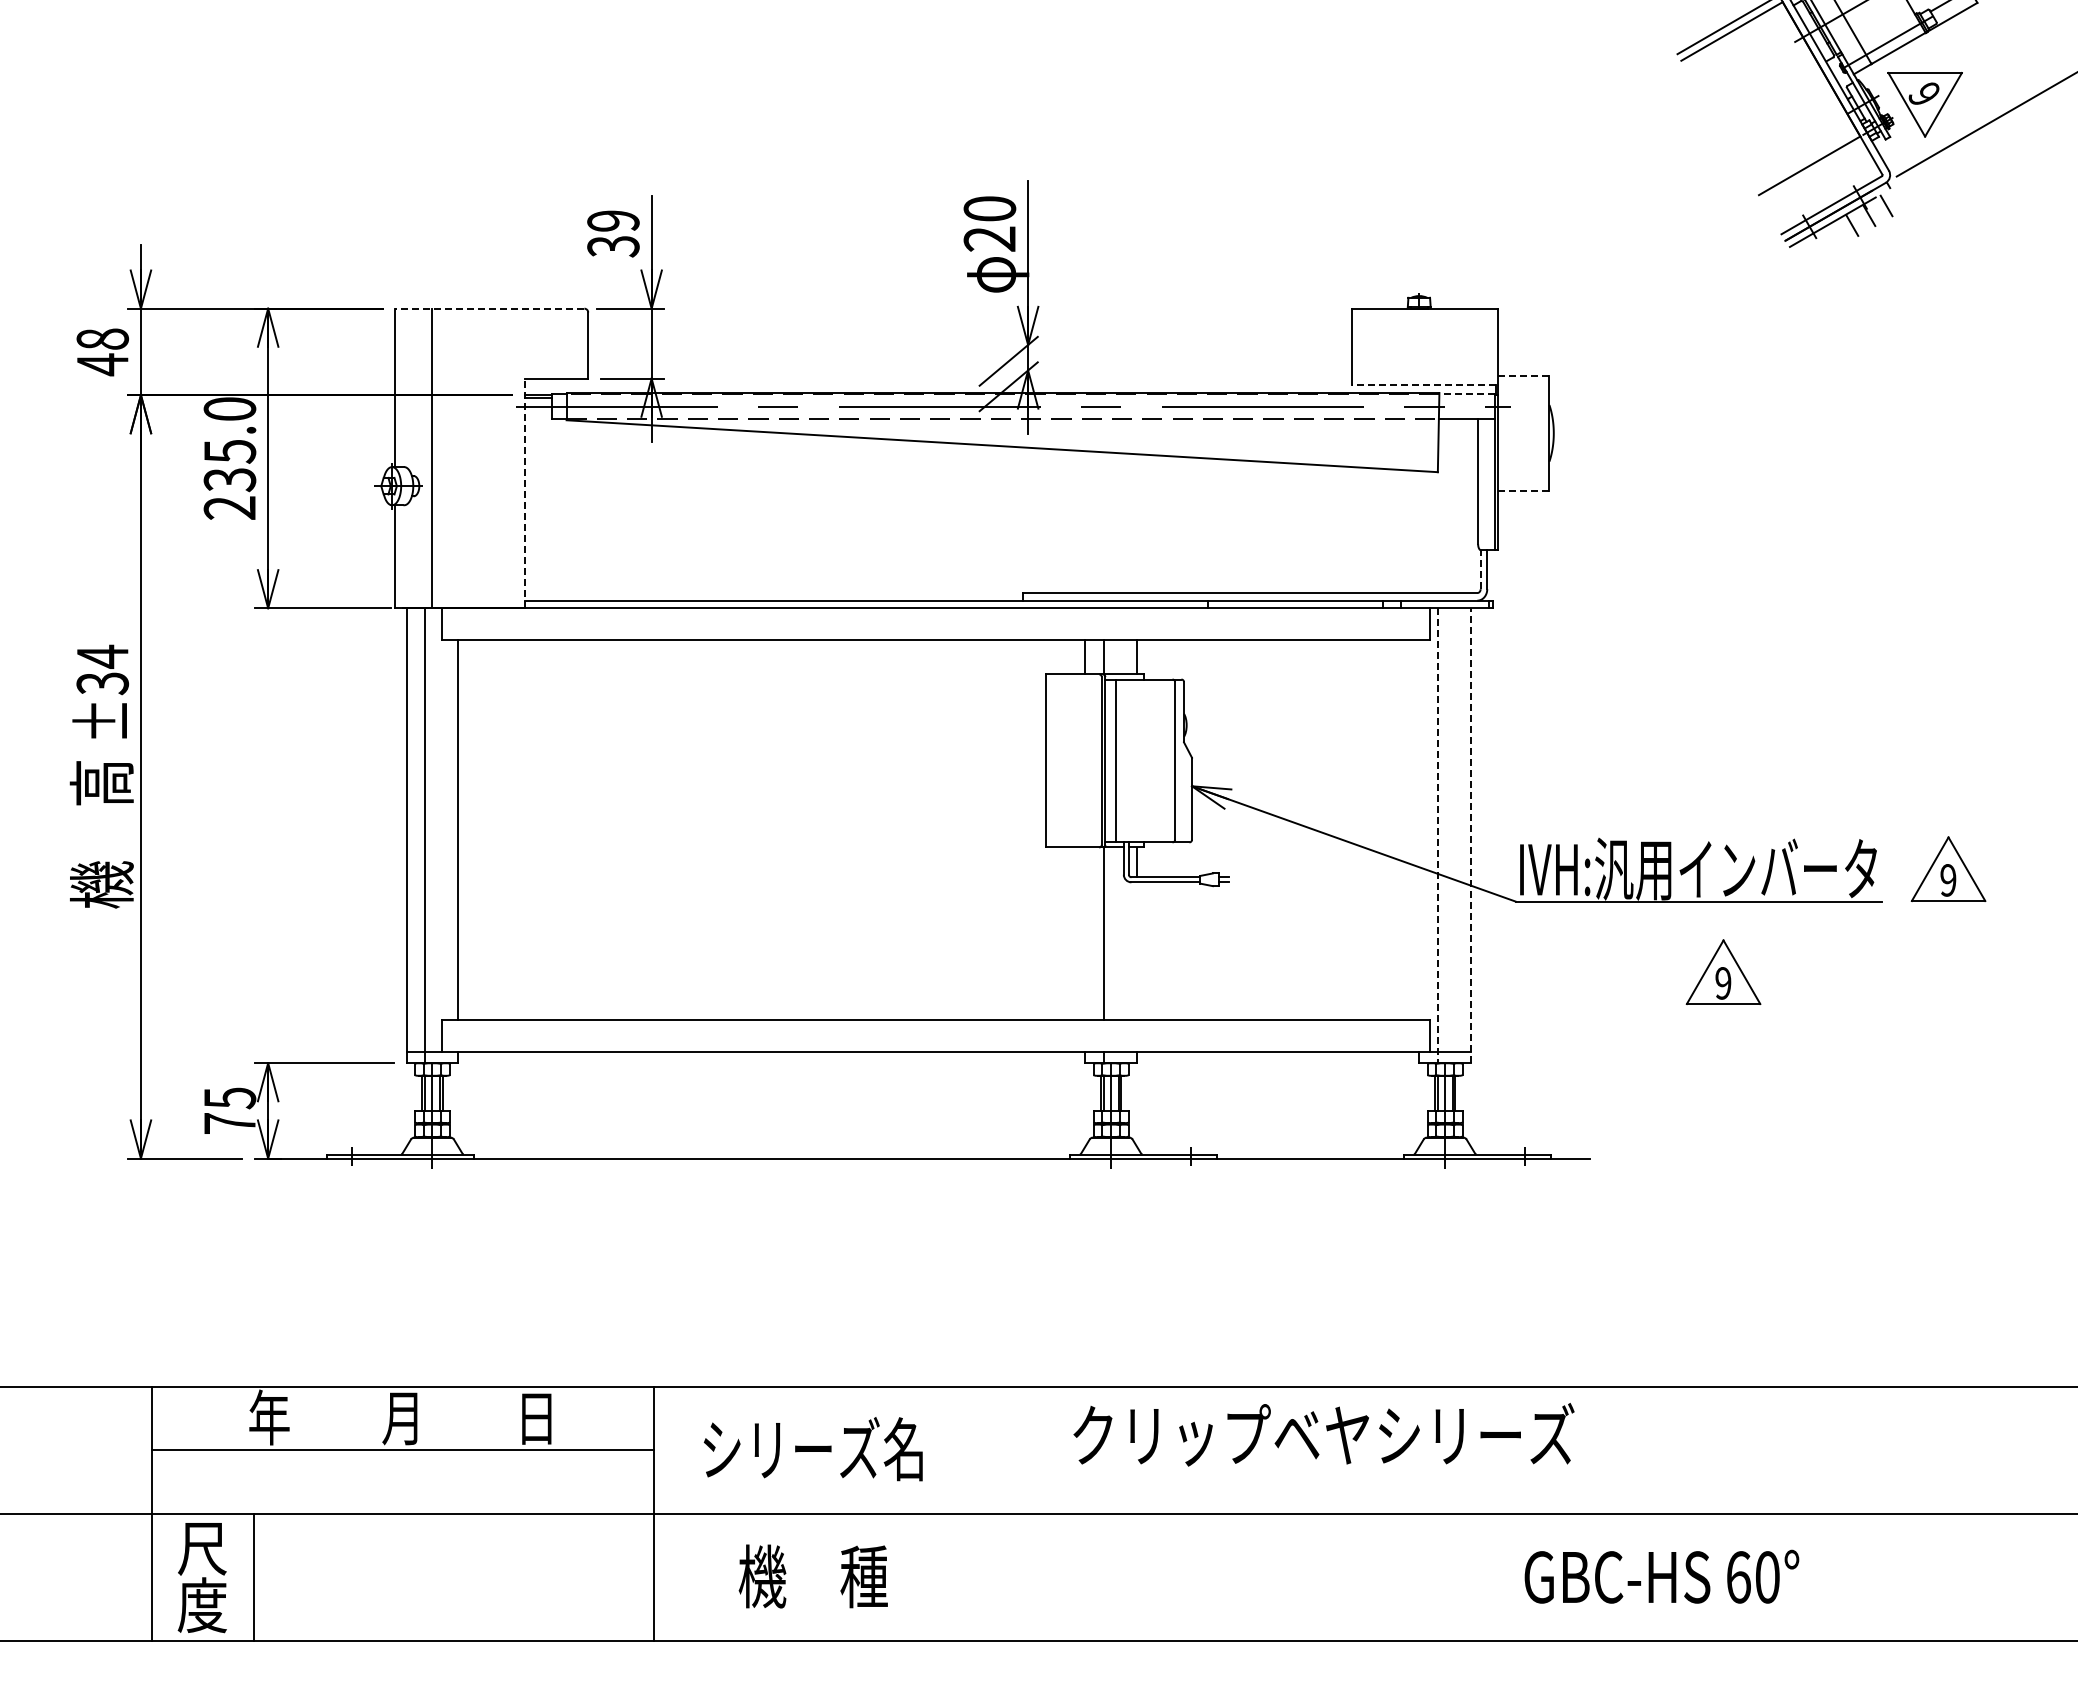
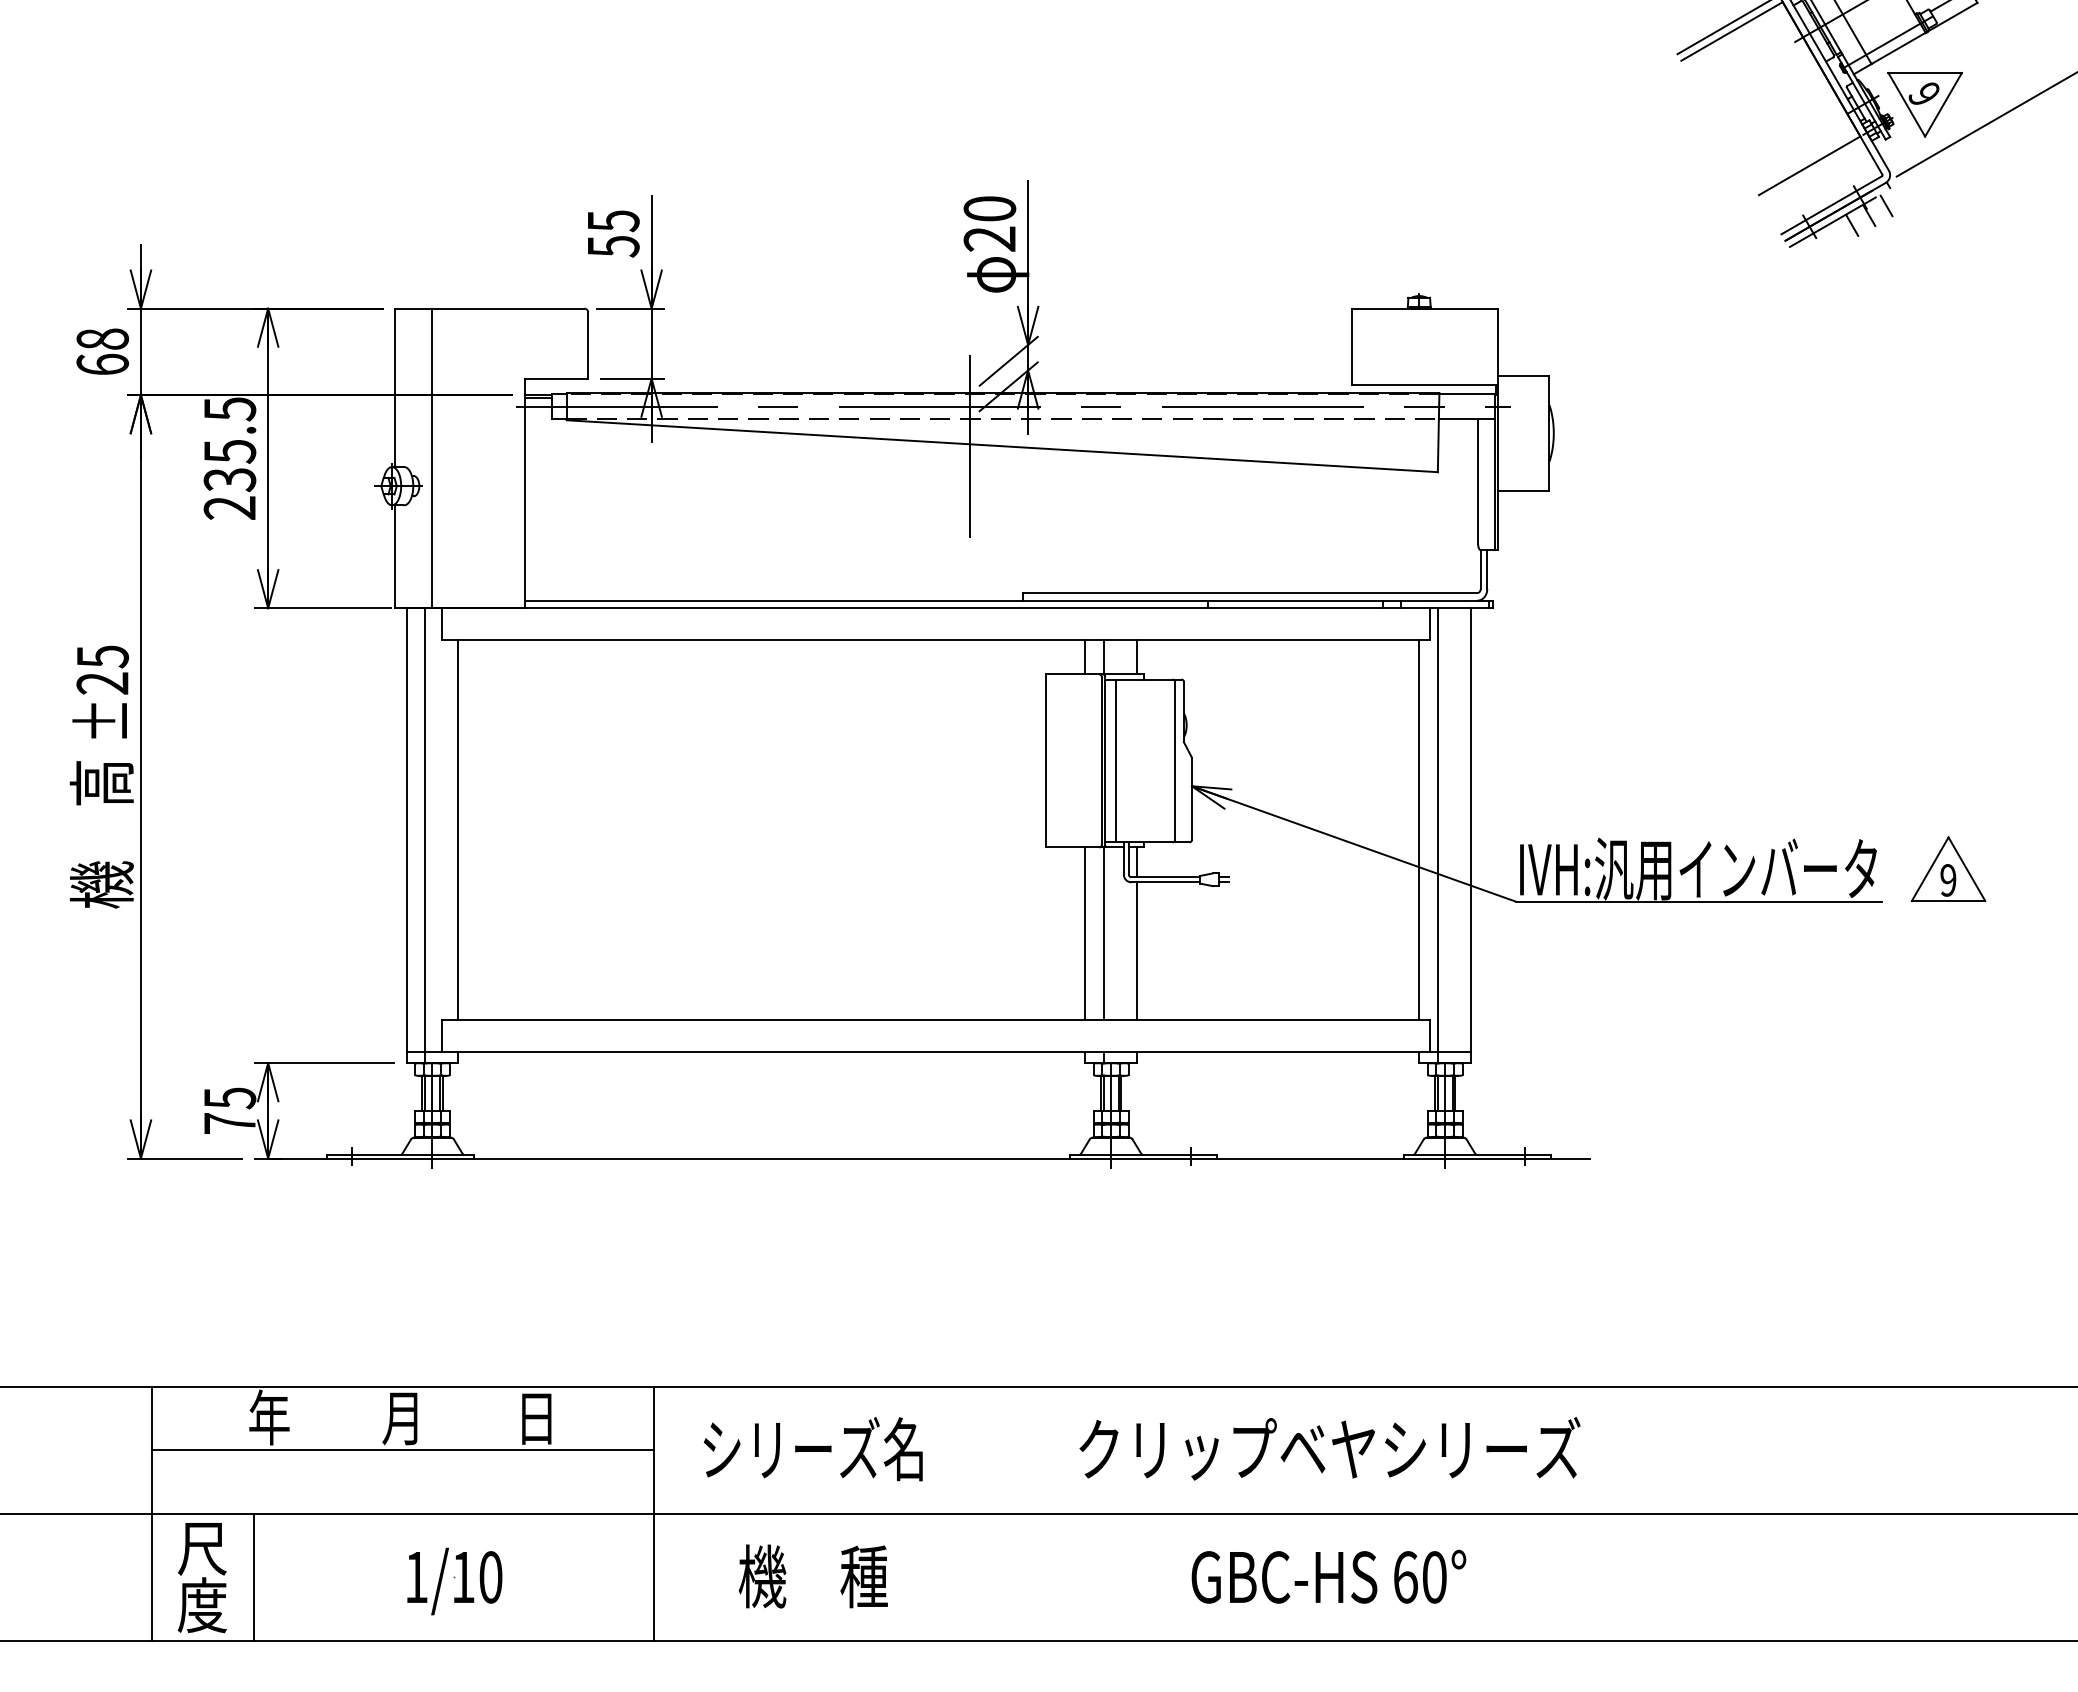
text: 39 -> 55 (613, 233)
line: dashed -> solid (489, 308)
text: 48 -> 68 (102, 364)
line: dashed -> solid (1523, 376)
line: dashed -> solid (1423, 385)
line: dashed -> solid (1467, 393)
text: 235.0 -> 235.5 (229, 409)
line: none -> present (969, 445)
line: dashed -> solid (1523, 490)
line: dashed -> solid (524, 493)
line: dashed -> solid (1480, 569)
text: ±34 -> ±25 (102, 669)
line: none -> present (1419, 829)
line: dashed -> solid (1470, 835)
line: dashed -> solid (1437, 836)
line: none -> present (1085, 933)
line: none -> present (1136, 950)
part: present -> none (1723, 971)
text position: (1323, 1434) -> (1329, 1448) (1329, 1448)
text position: (1661, 1576) -> (1328, 1576) (1328, 1576)
part: none -> present (454, 1581)
